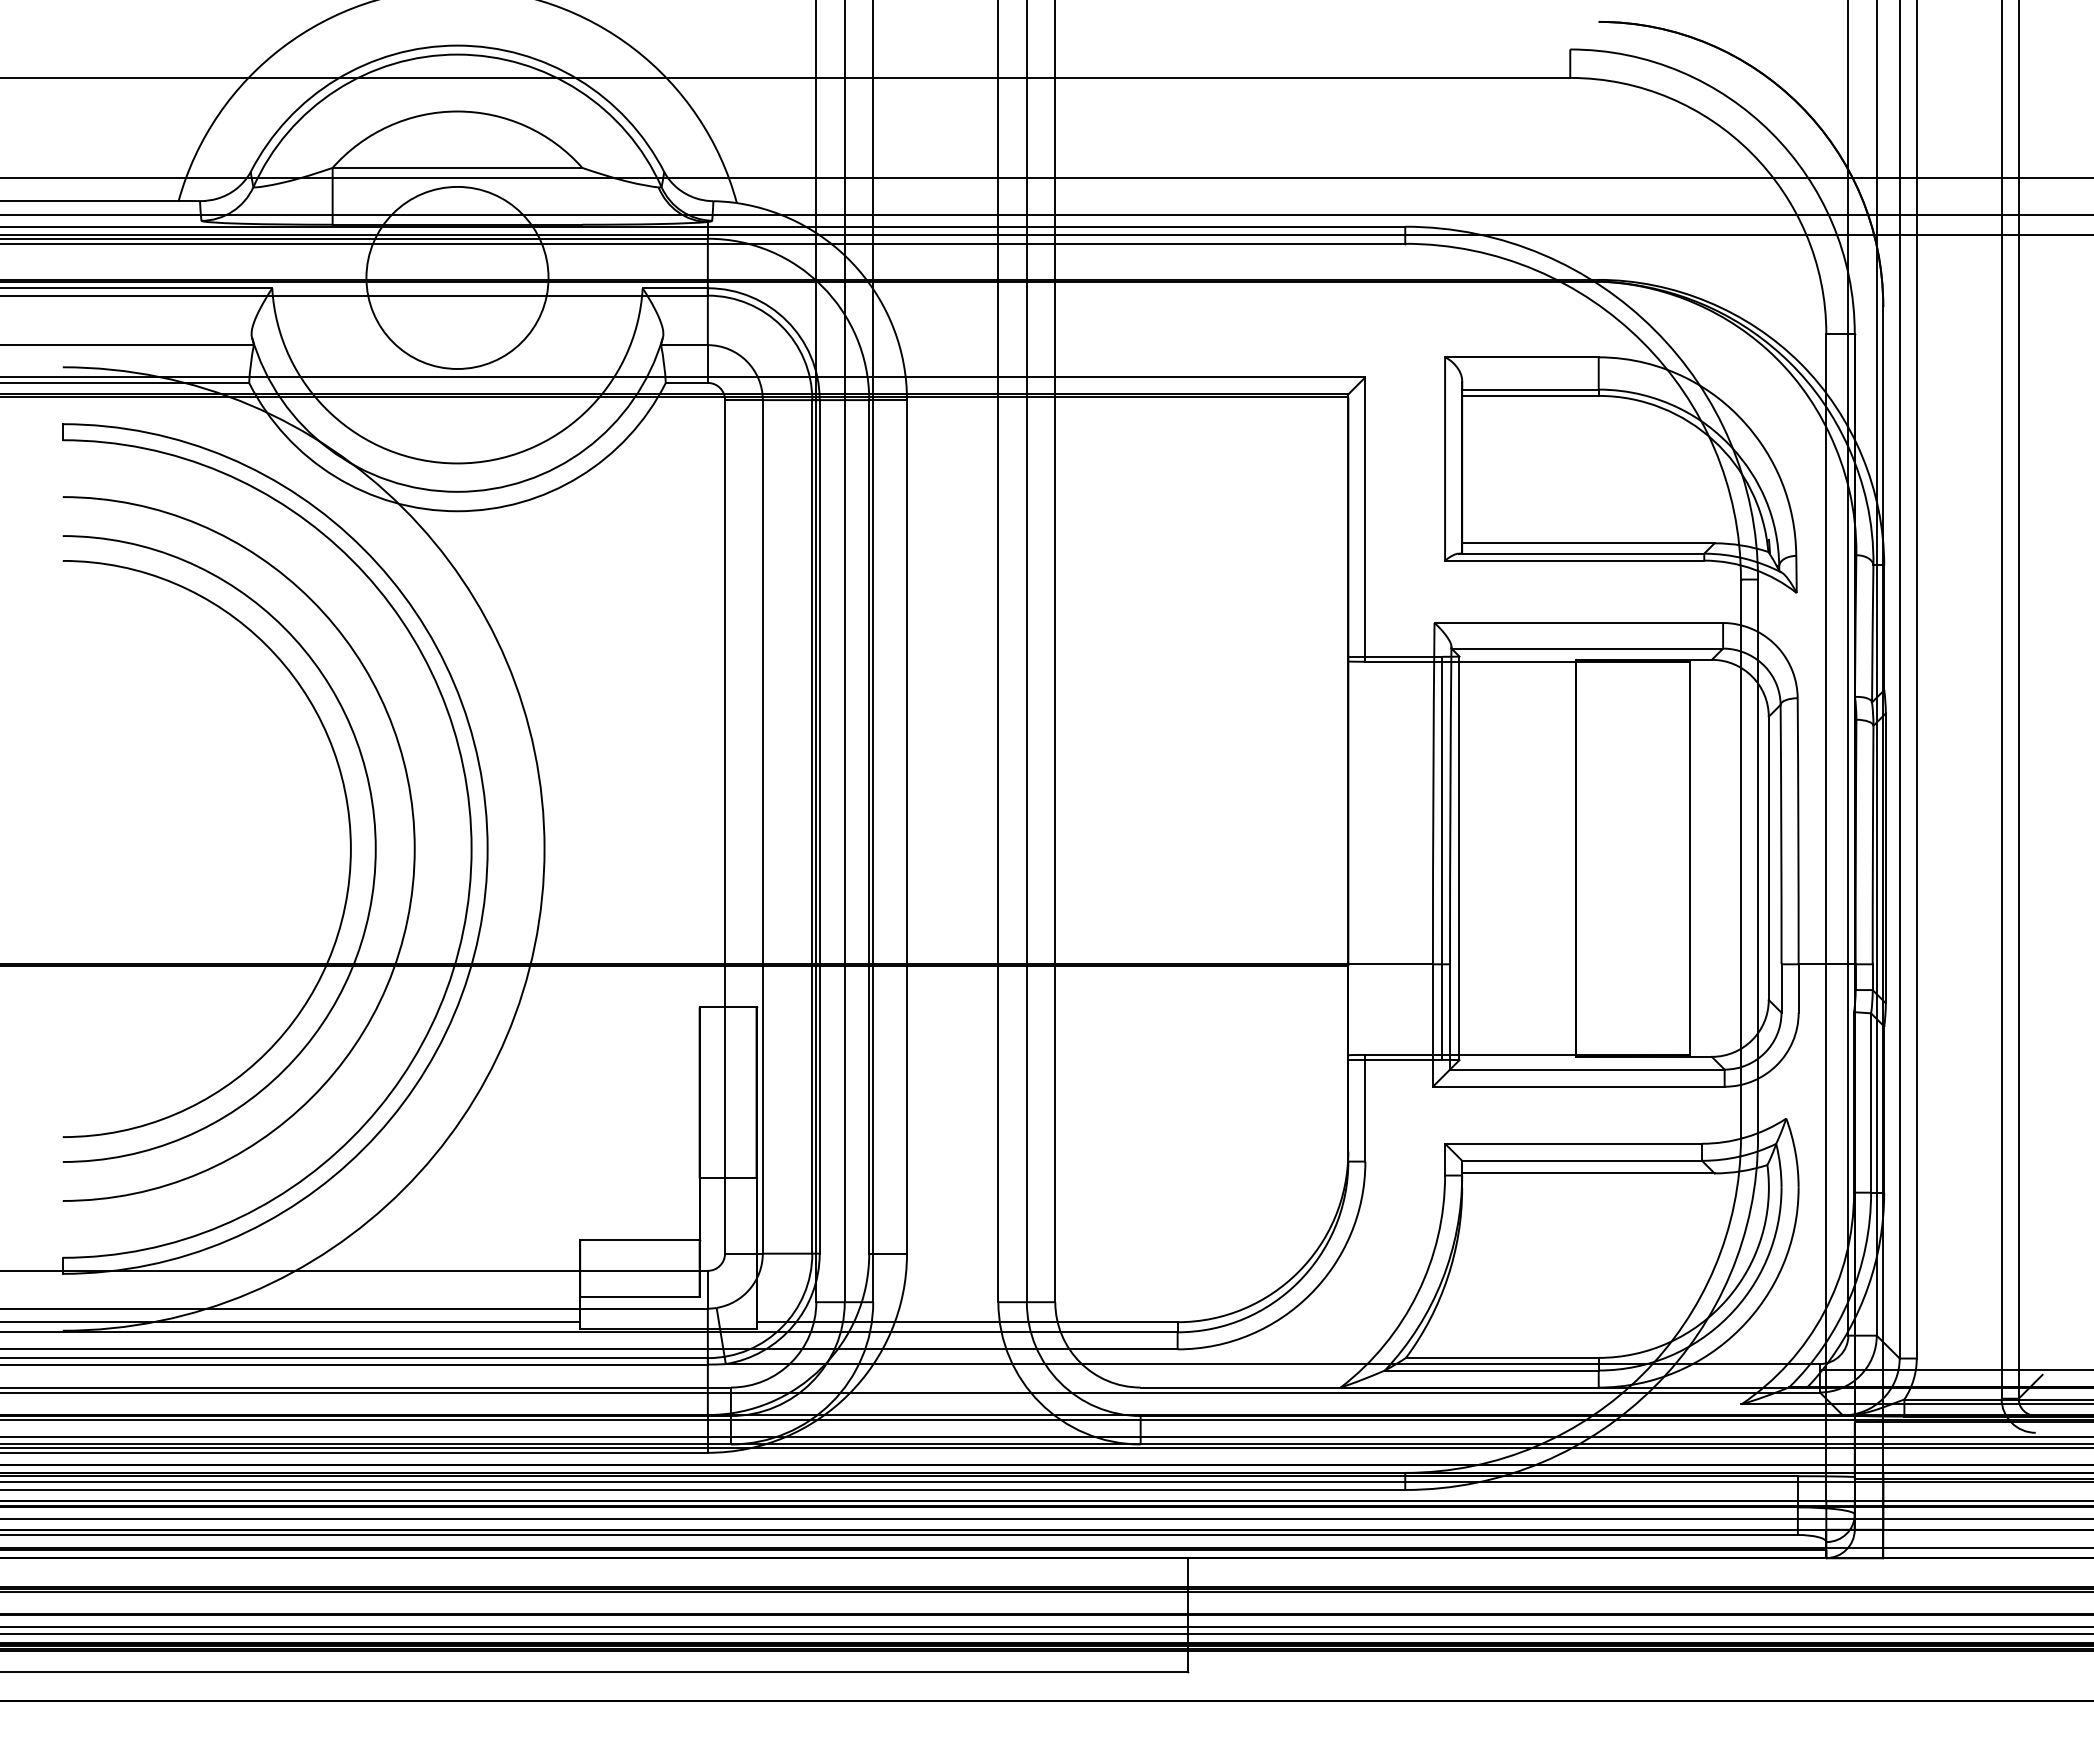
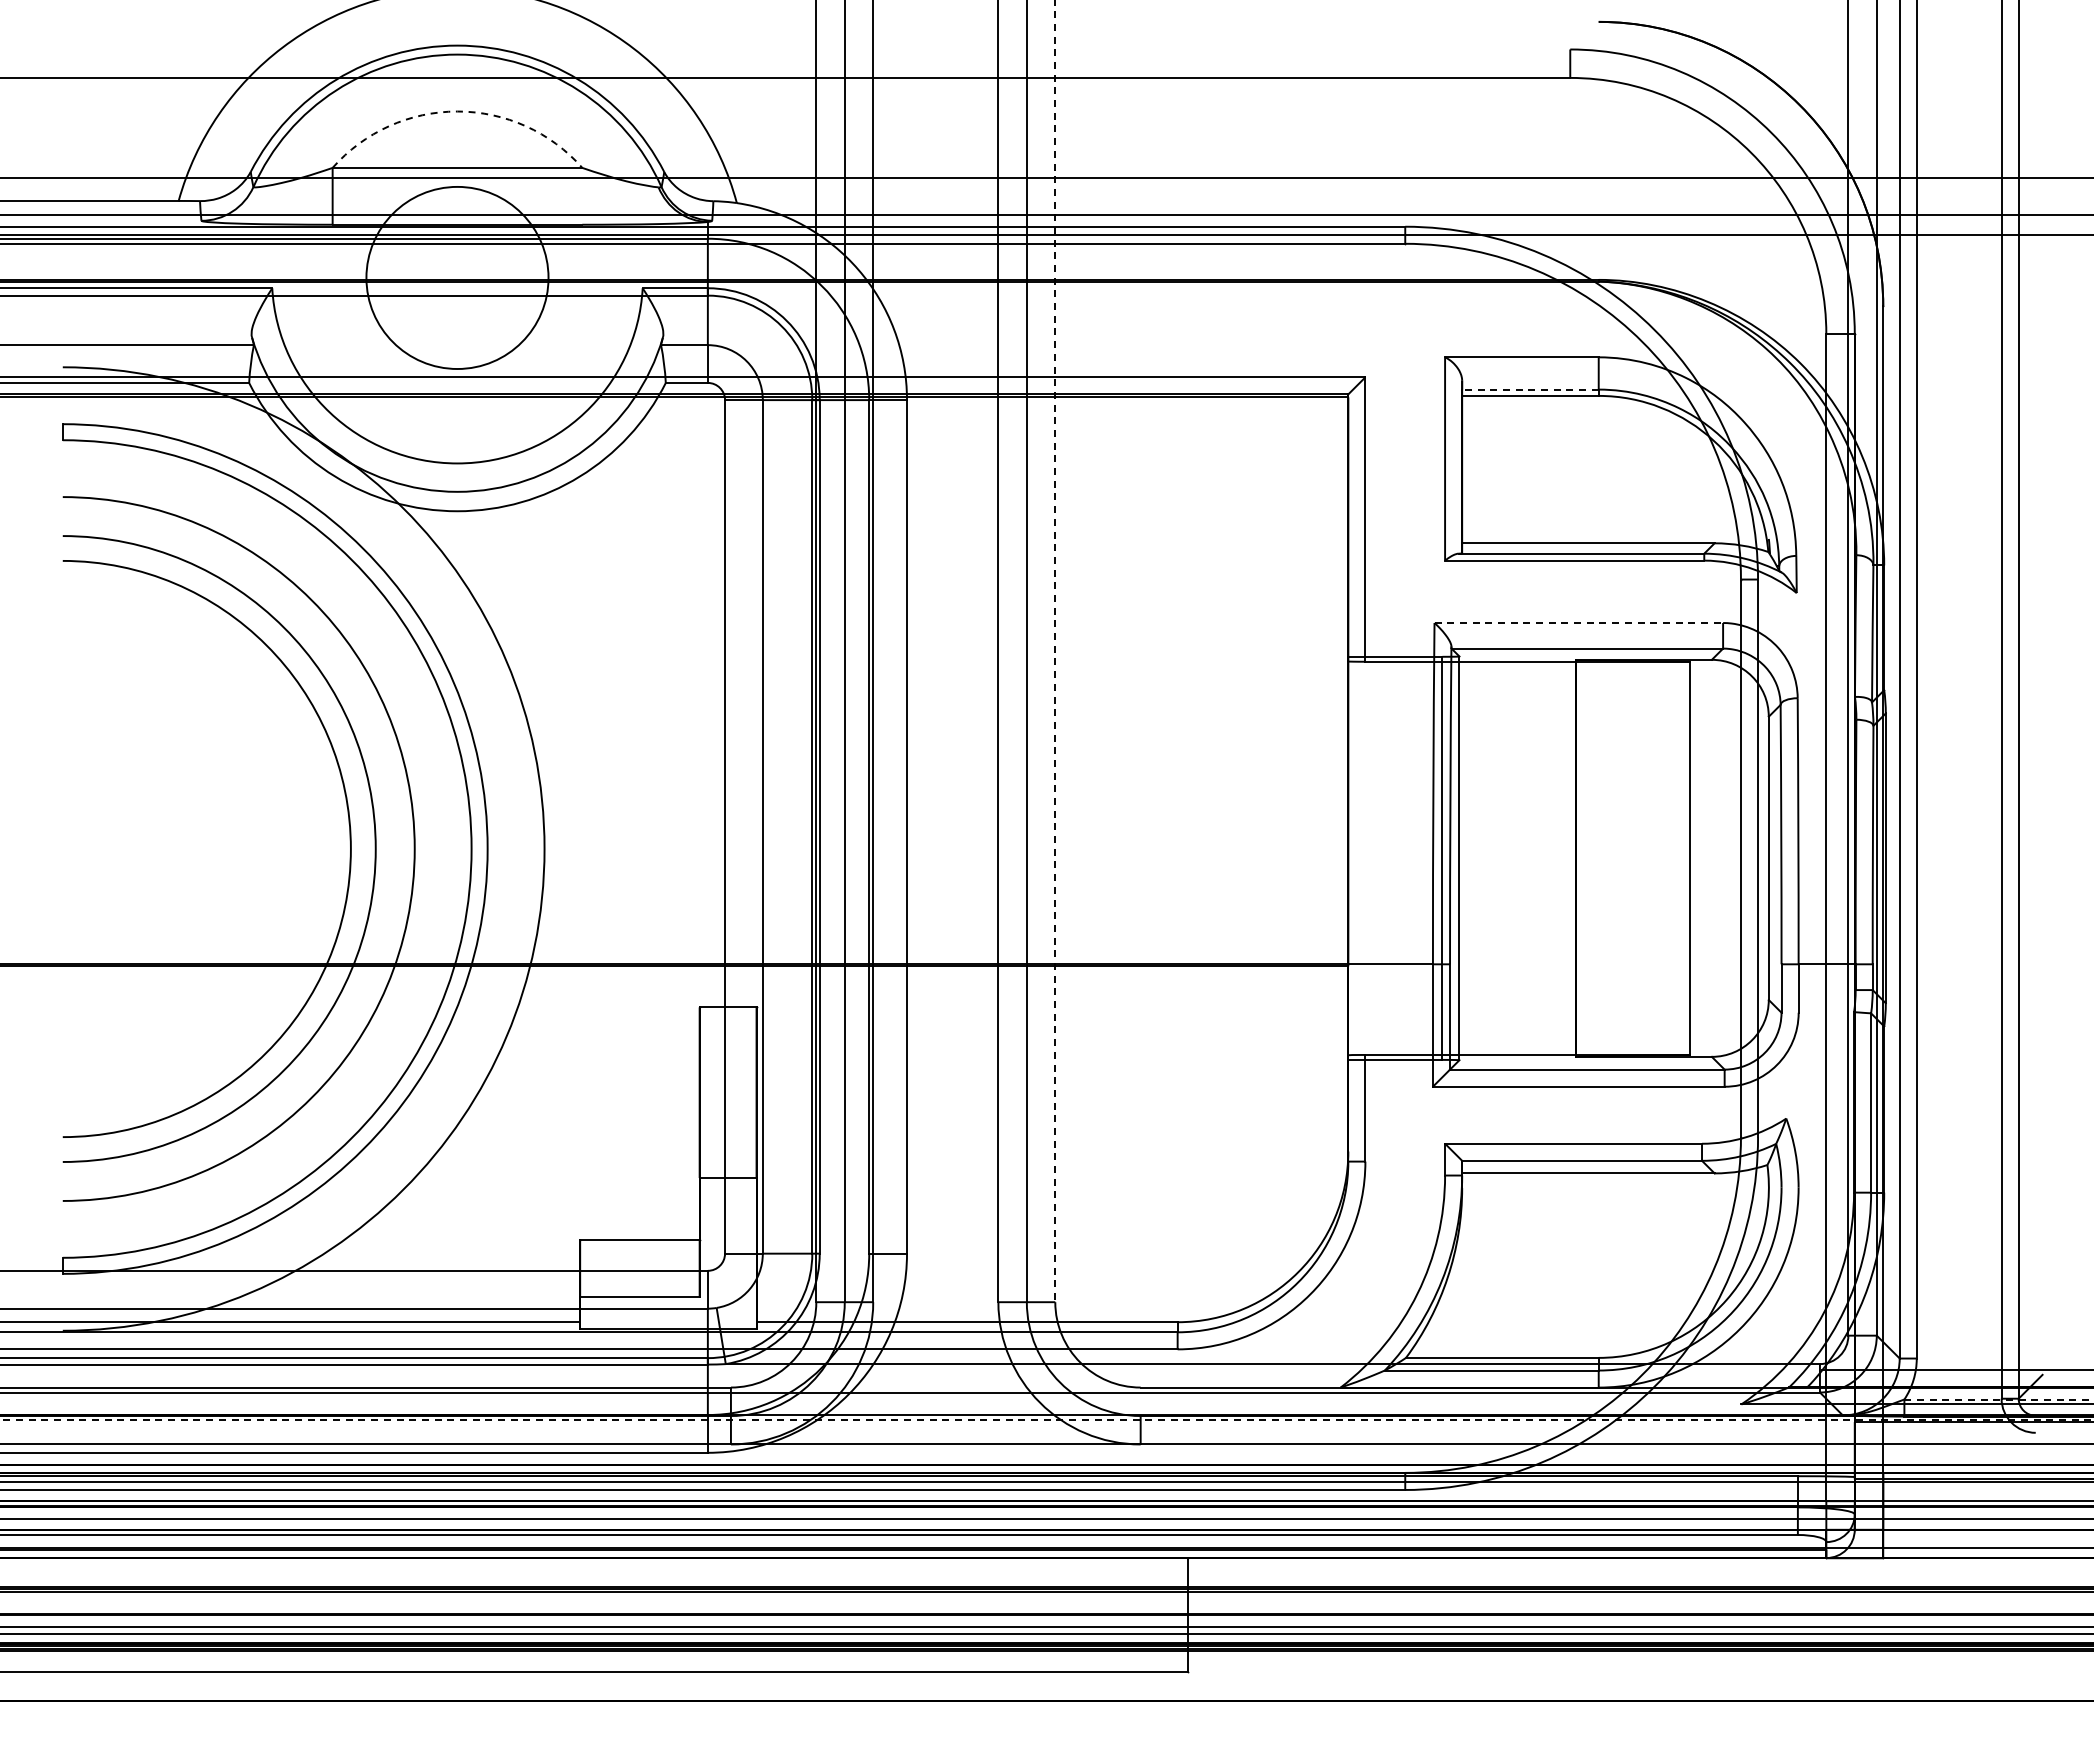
arc: solid -> dashed (457, 111)
line: solid -> dashed (1529, 389)
line: solid -> dashed (1579, 623)
line: solid -> dashed (1055, 651)
line: solid -> dashed (1999, 1399)
line: solid -> dashed (1047, 1420)
line: present -> none (1046, 1437)
line: present -> none (1046, 1447)
